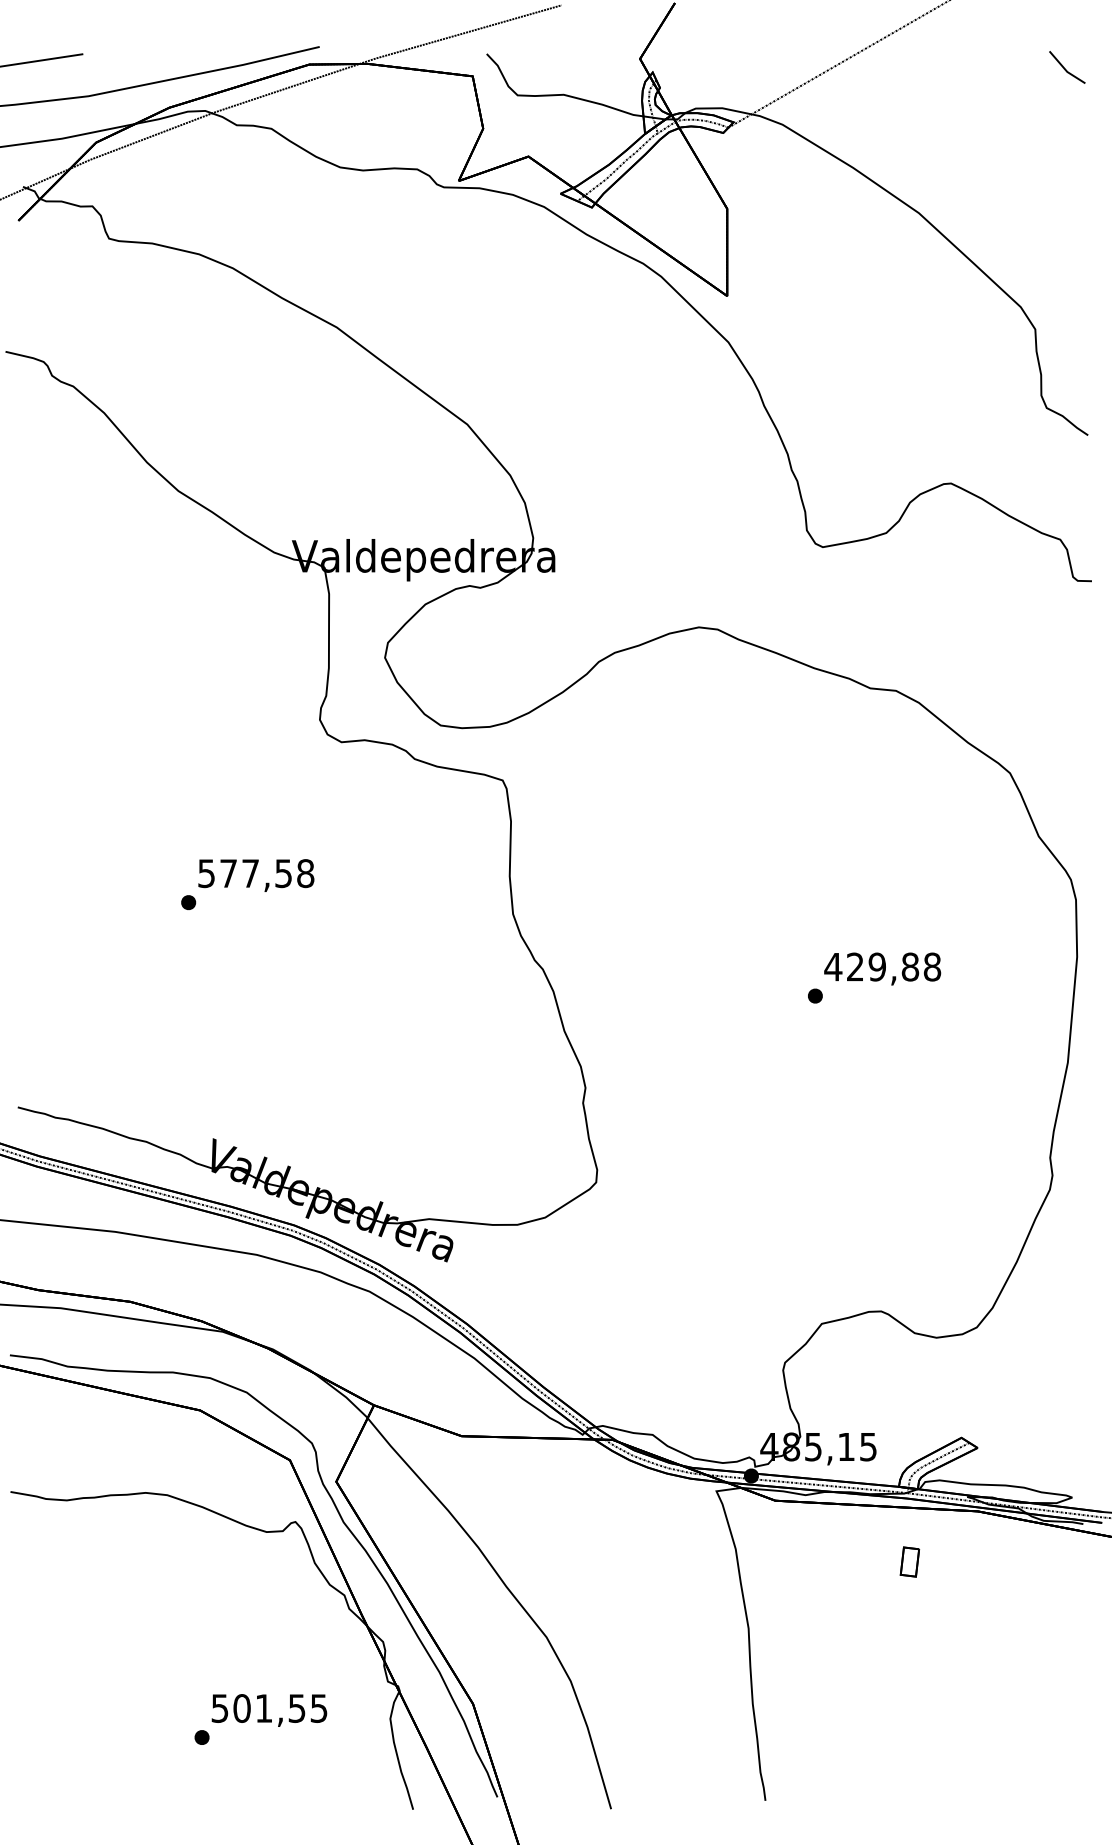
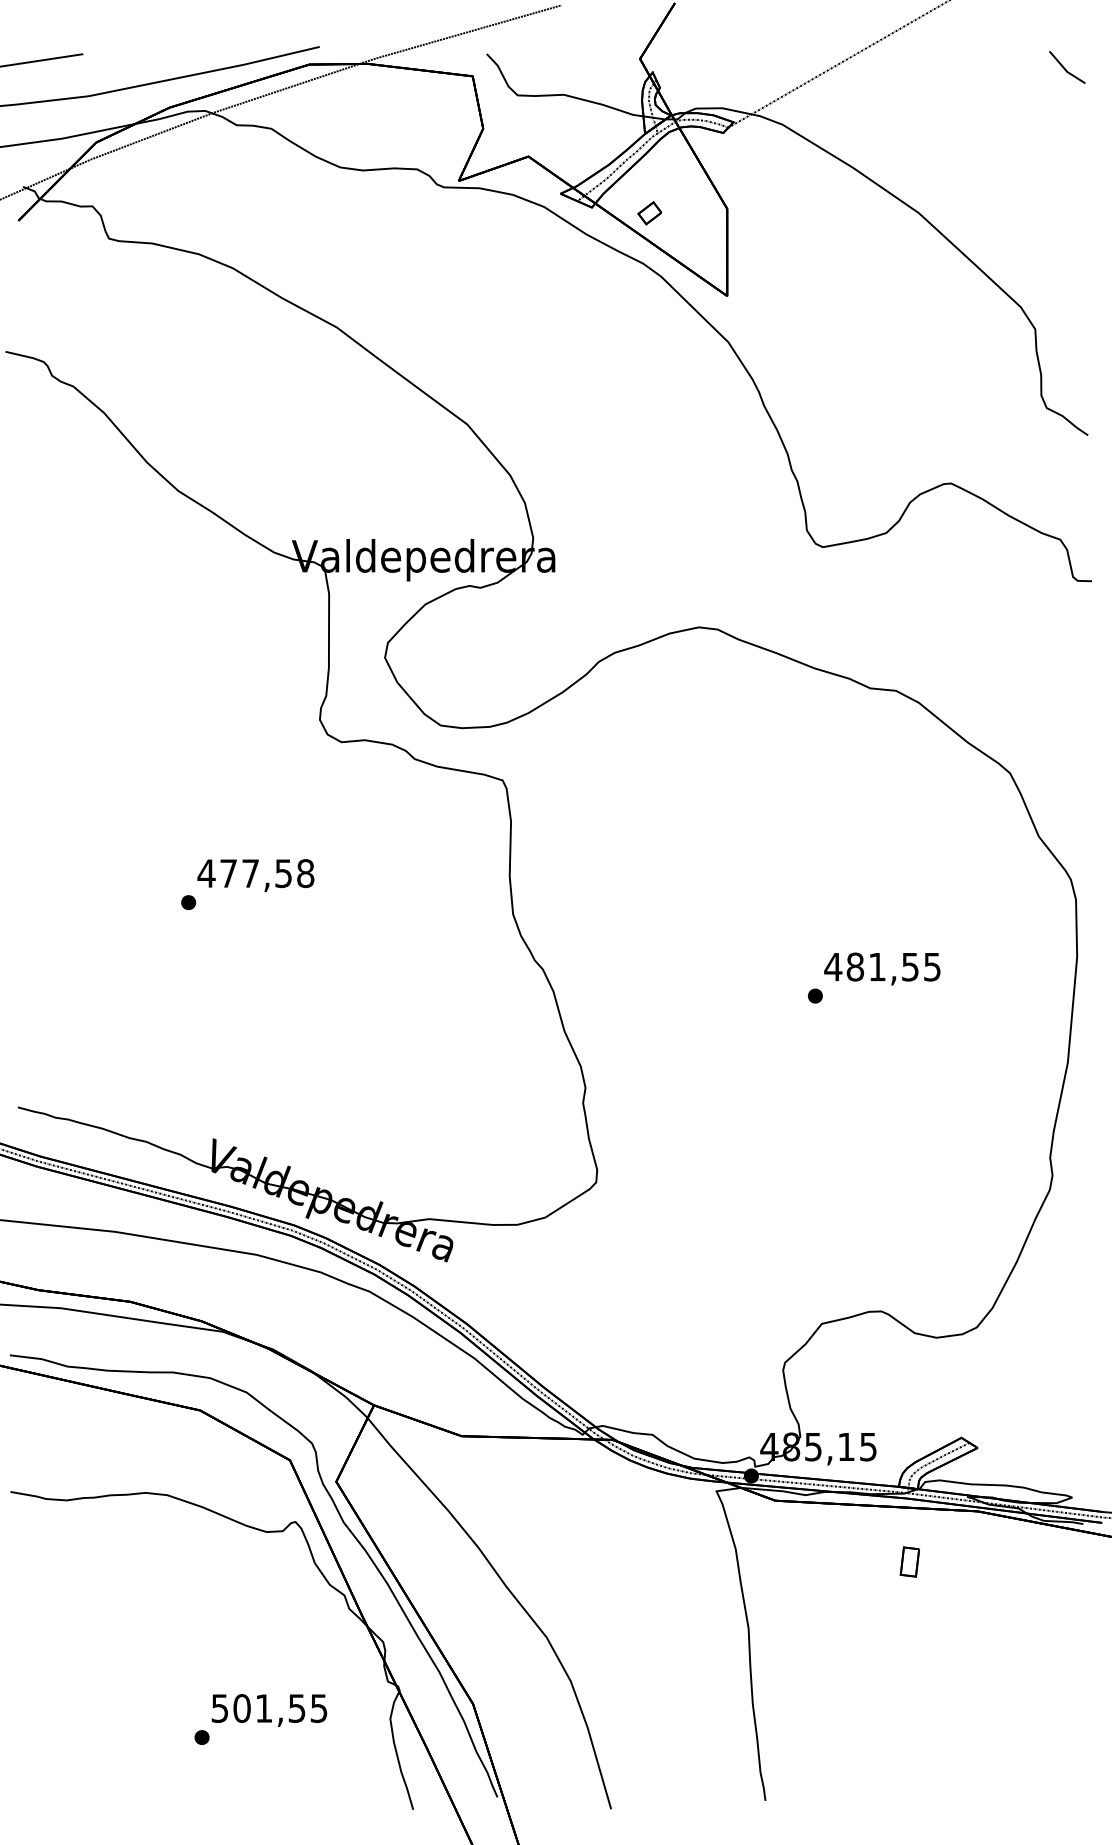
part: none -> present (649, 213)
text: 577,58 -> 477,58 (206, 873)
text: 429,88 -> 481,55 (893, 966)
